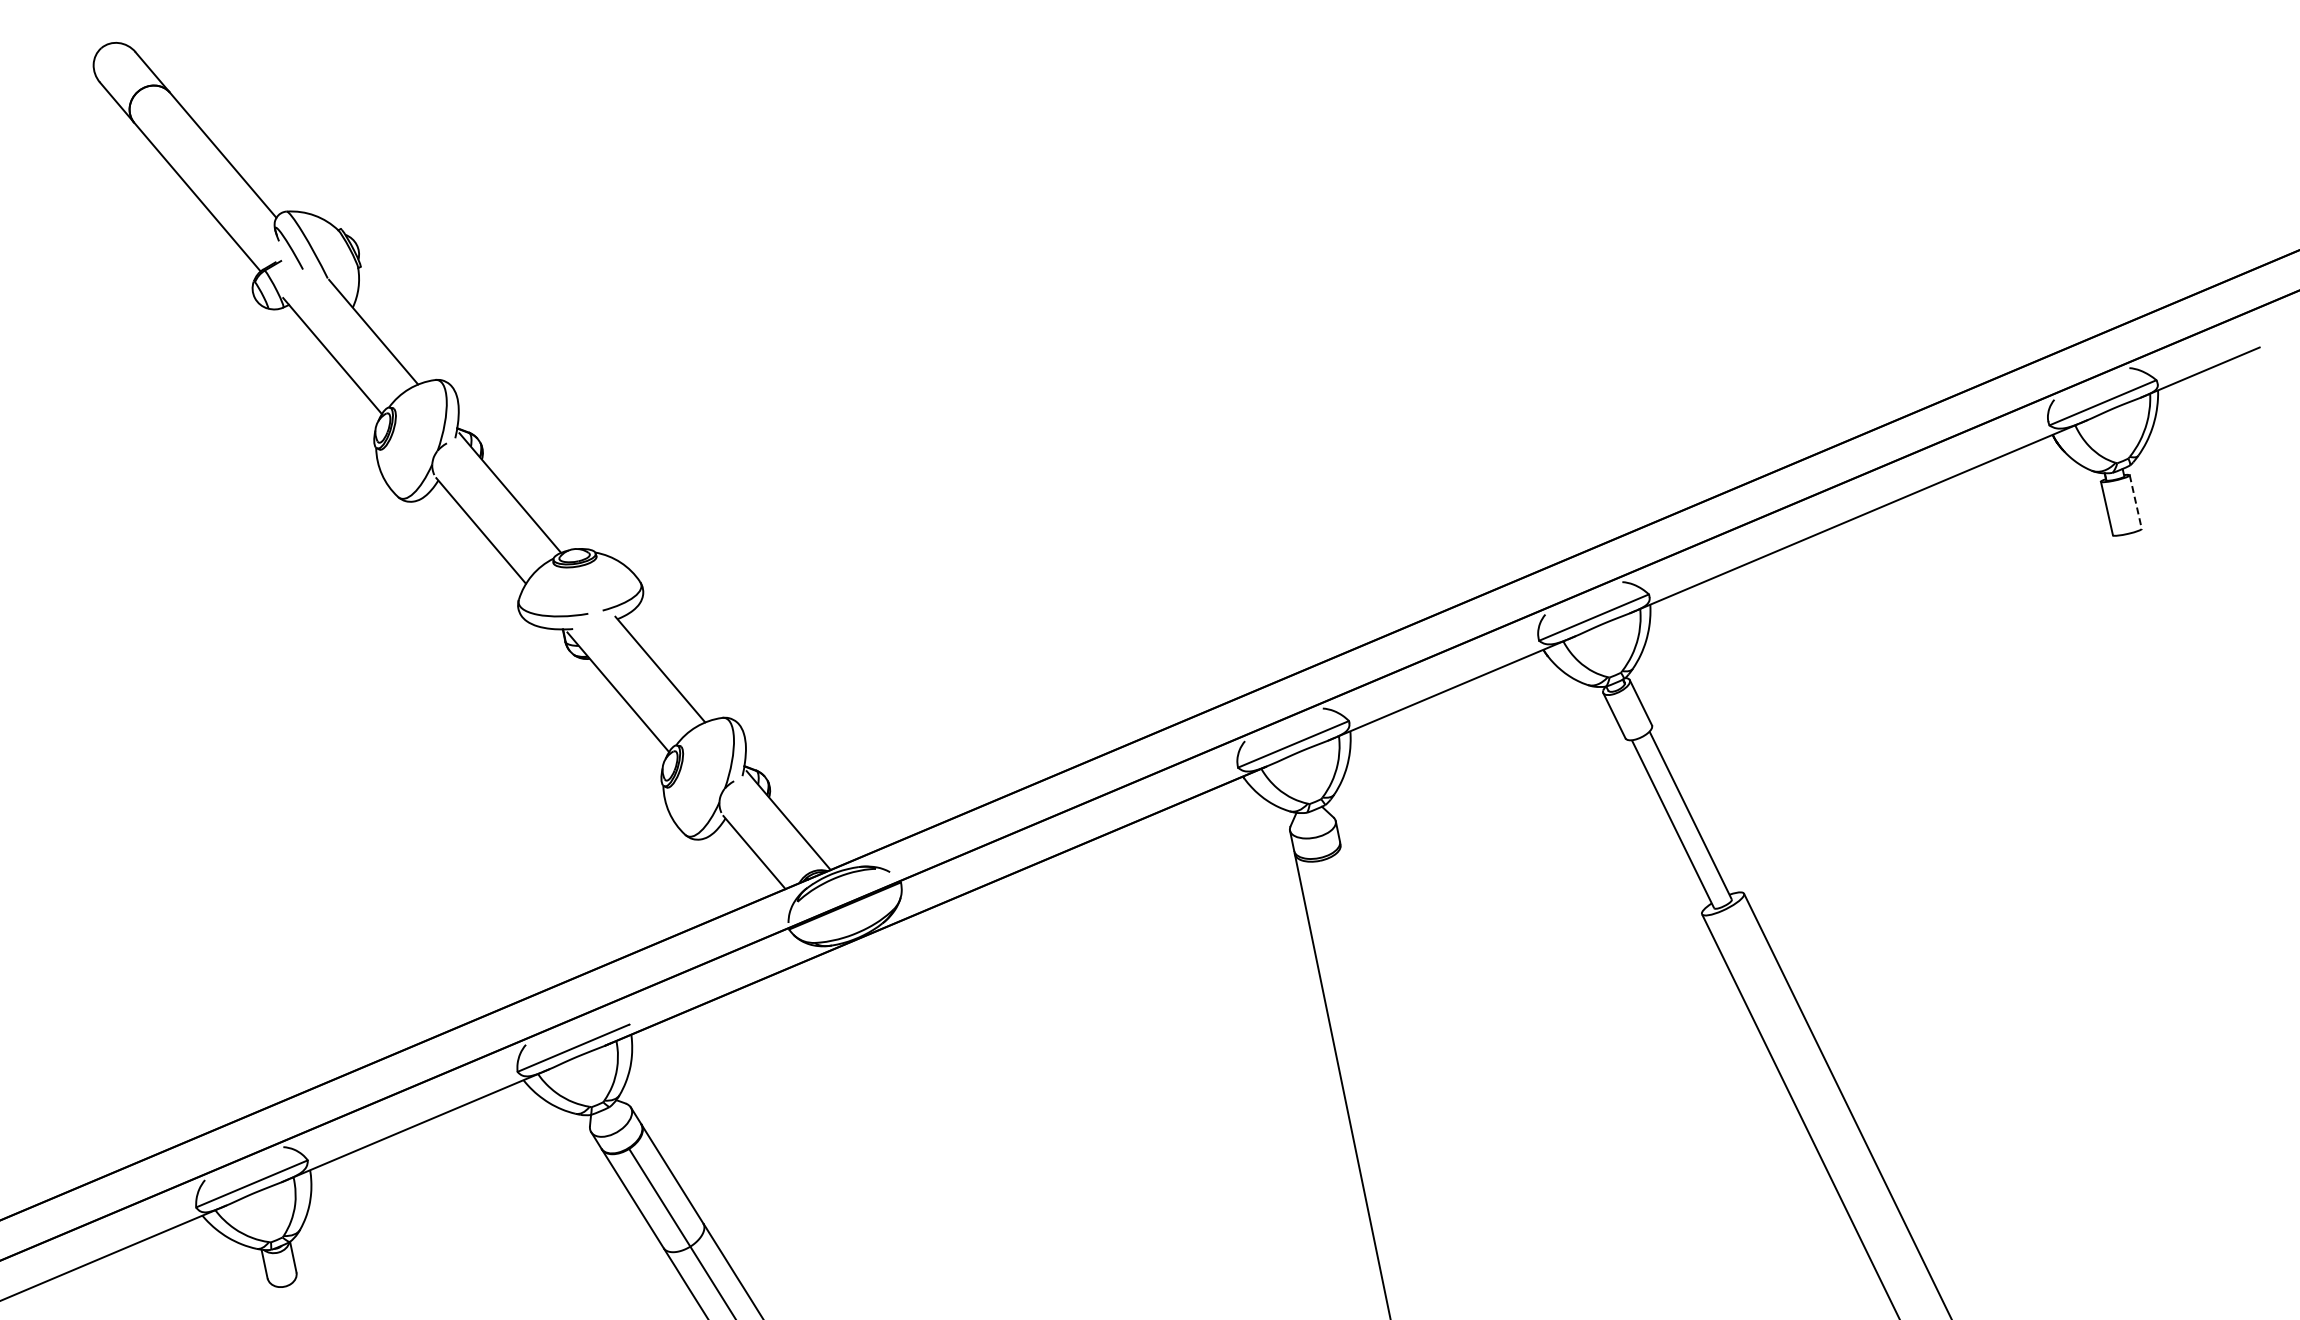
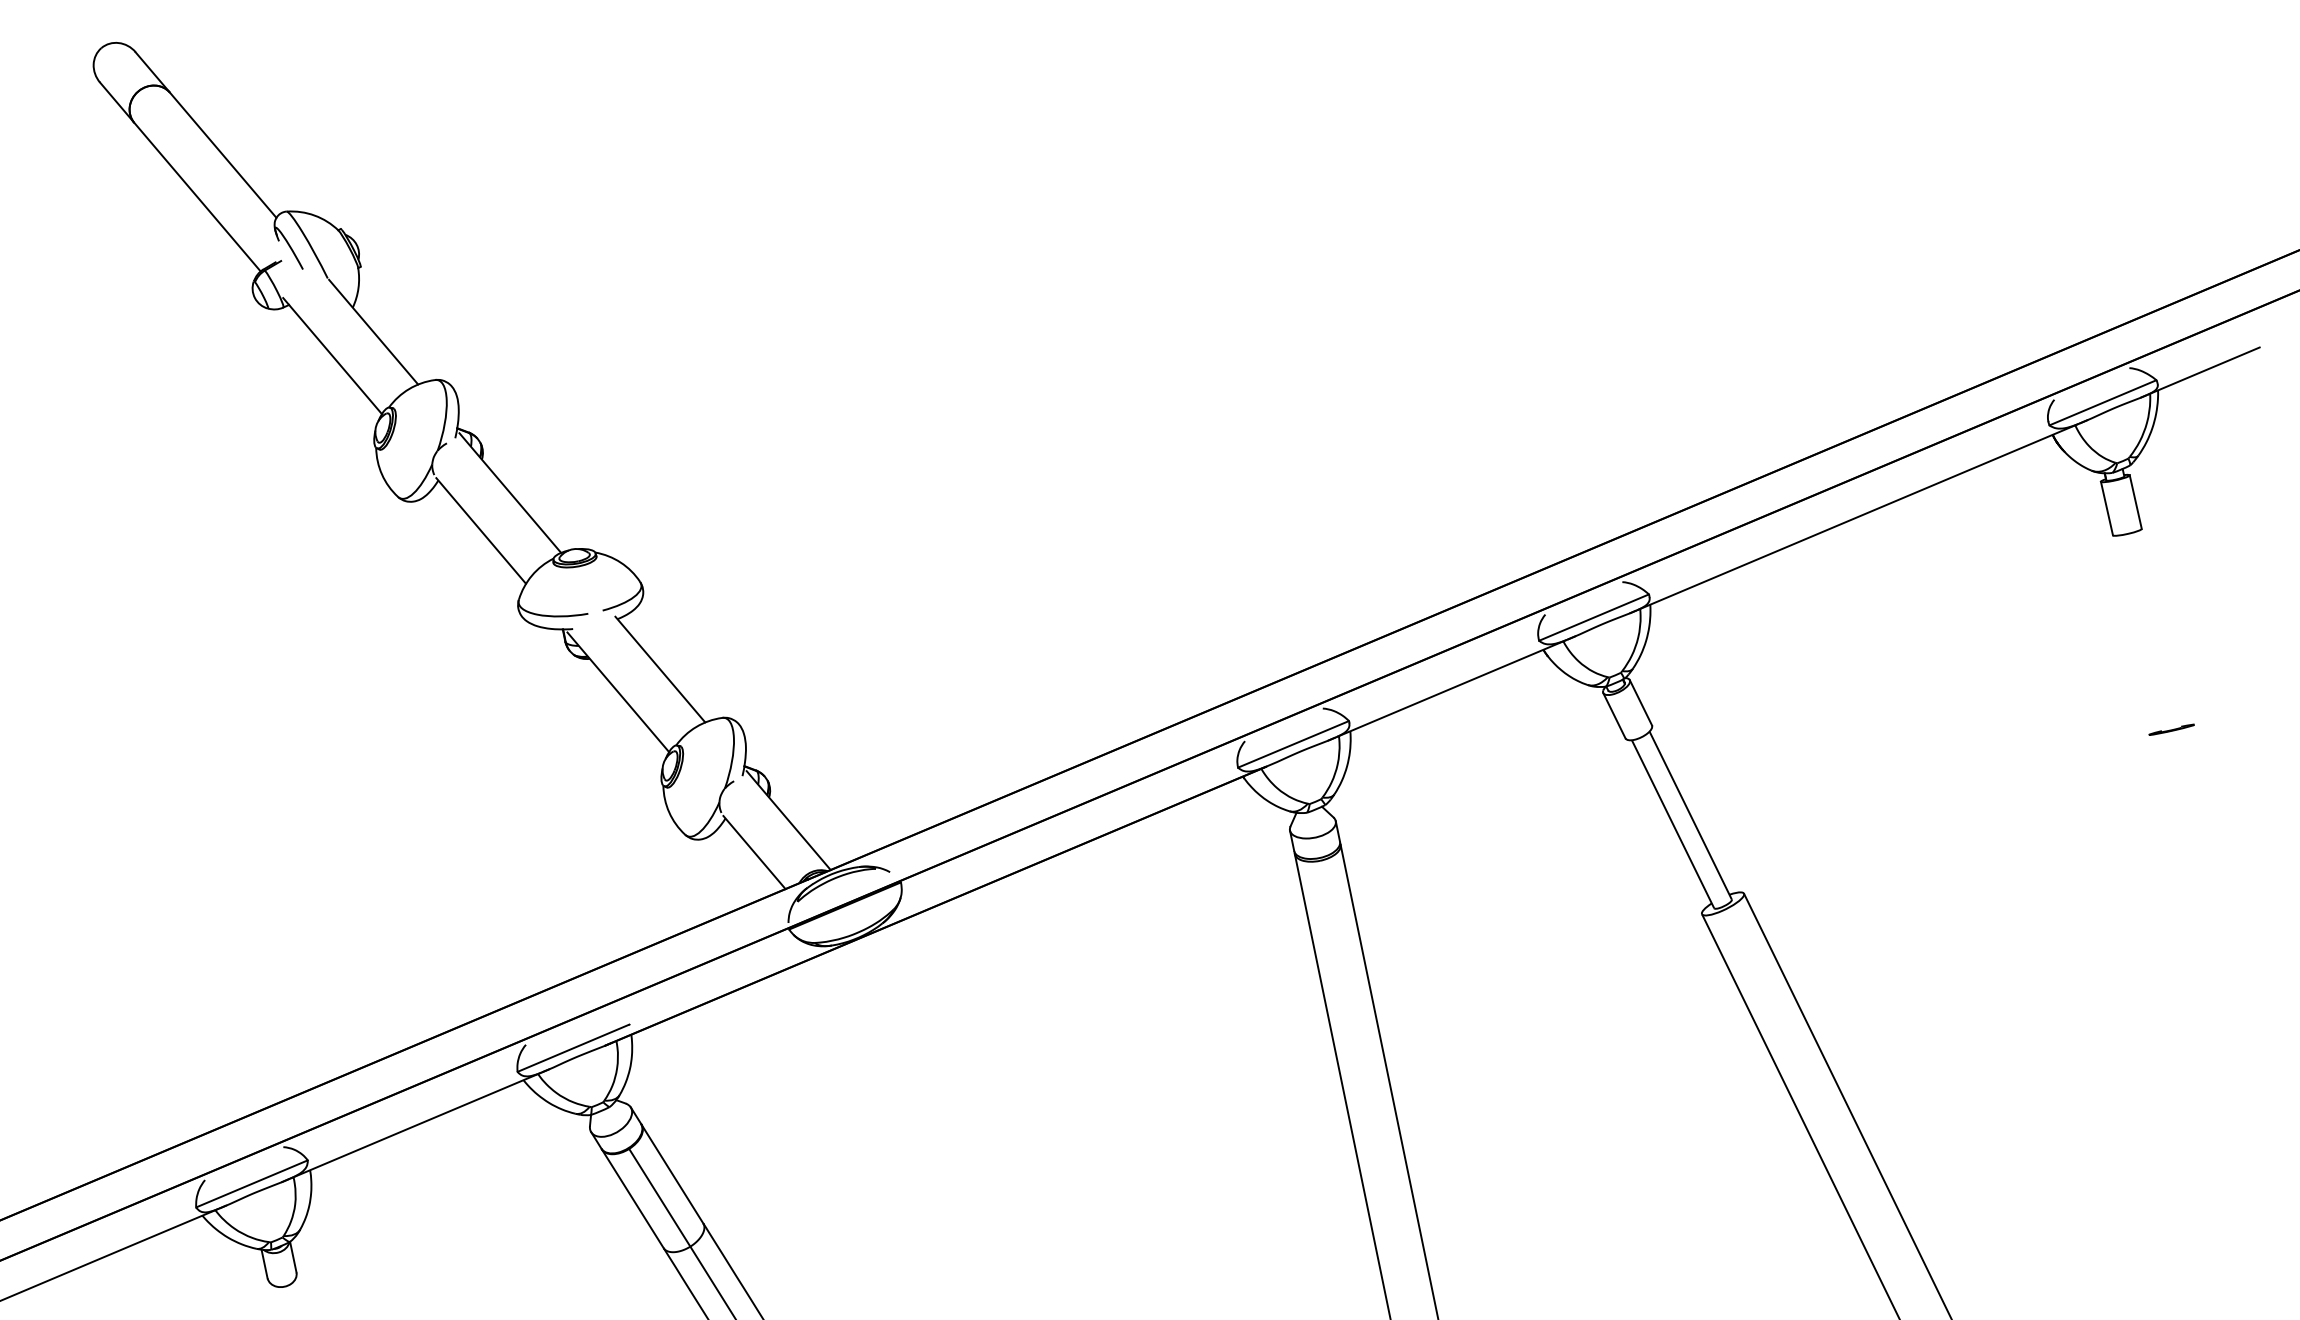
line: dashed -> solid (2135, 502)
line: none -> present (2171, 729)
line: none -> present (1388, 1080)
